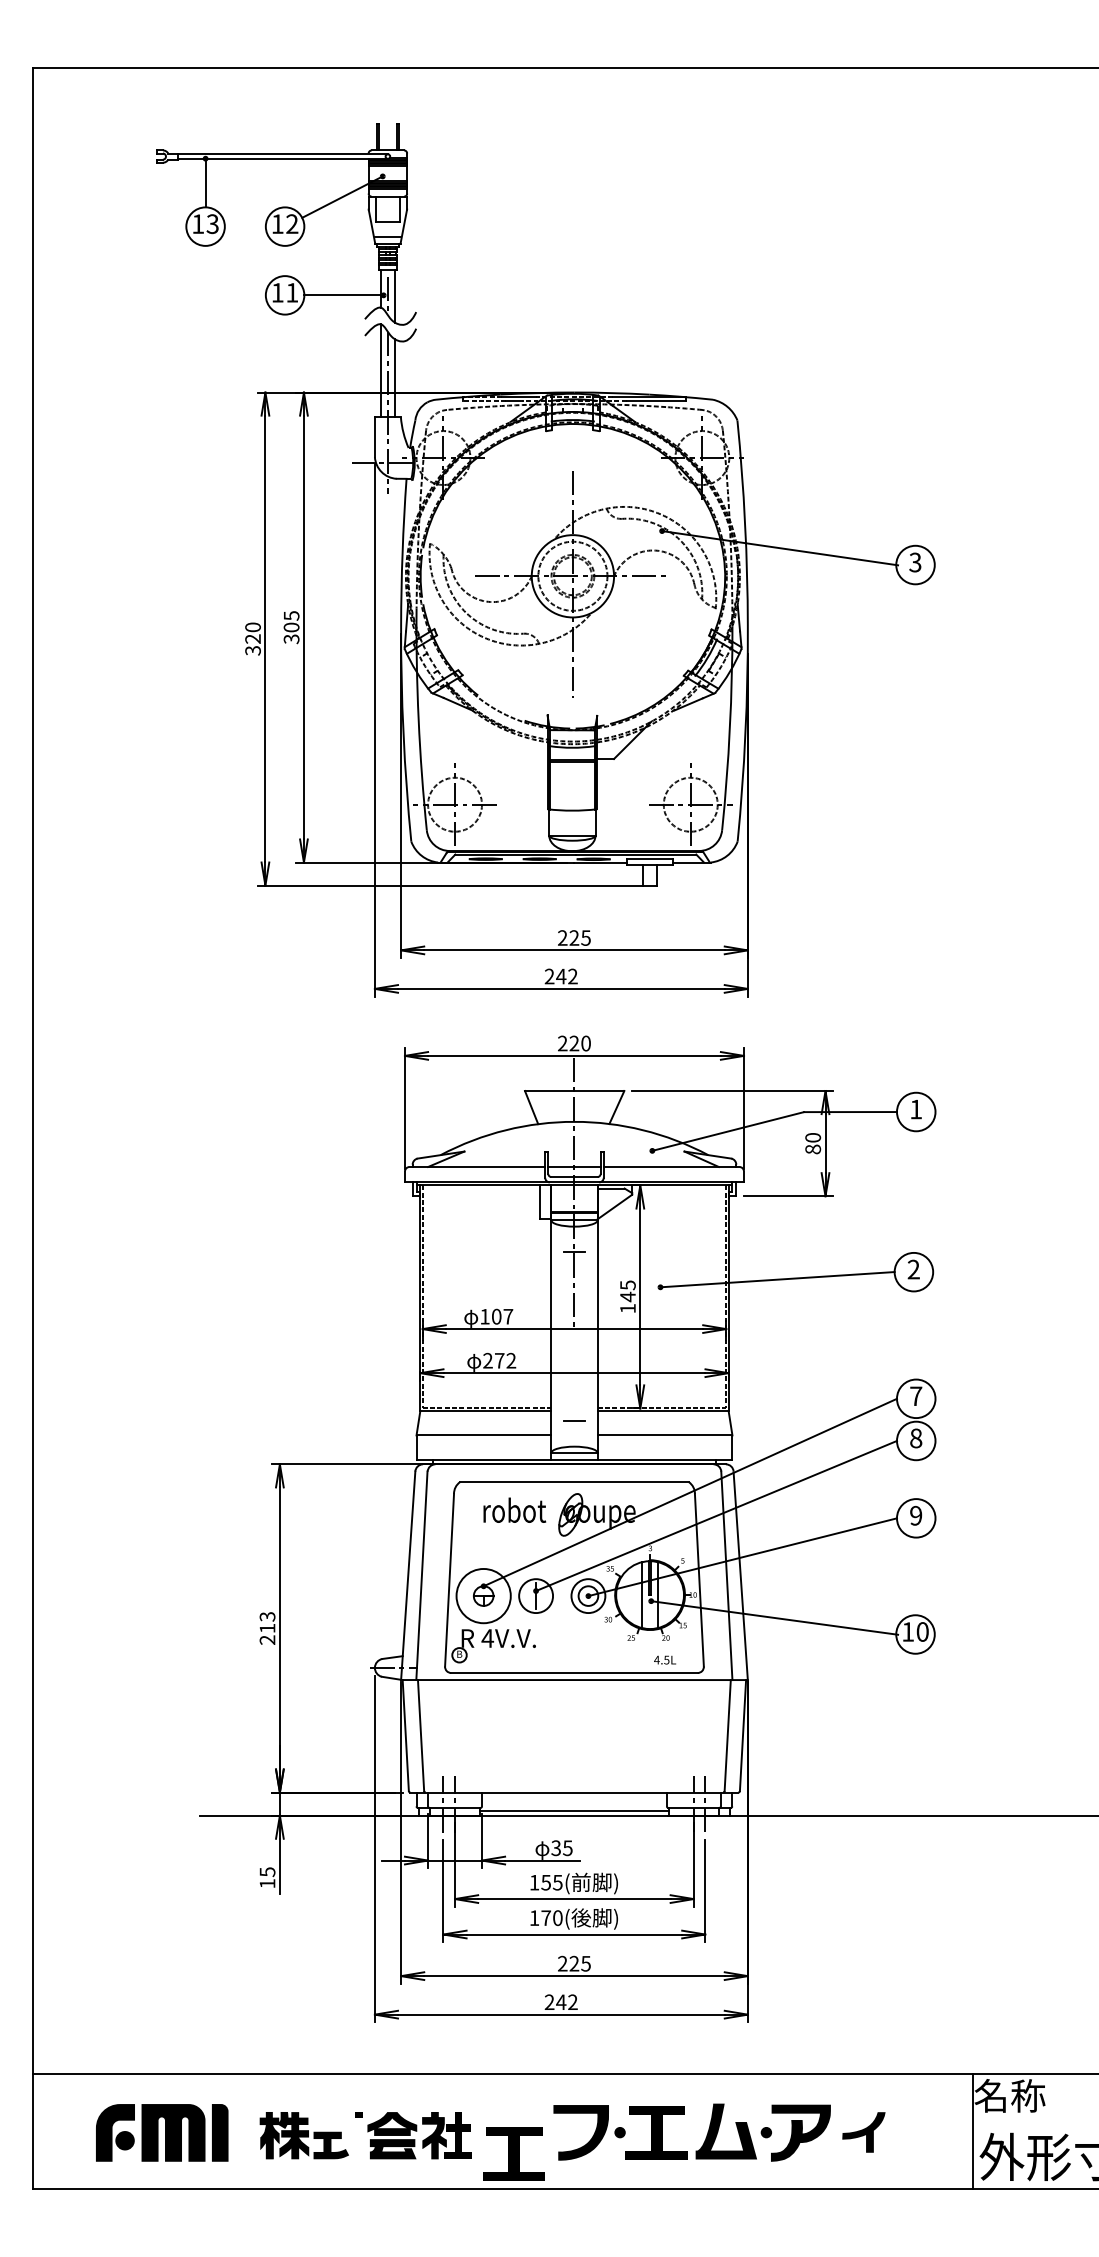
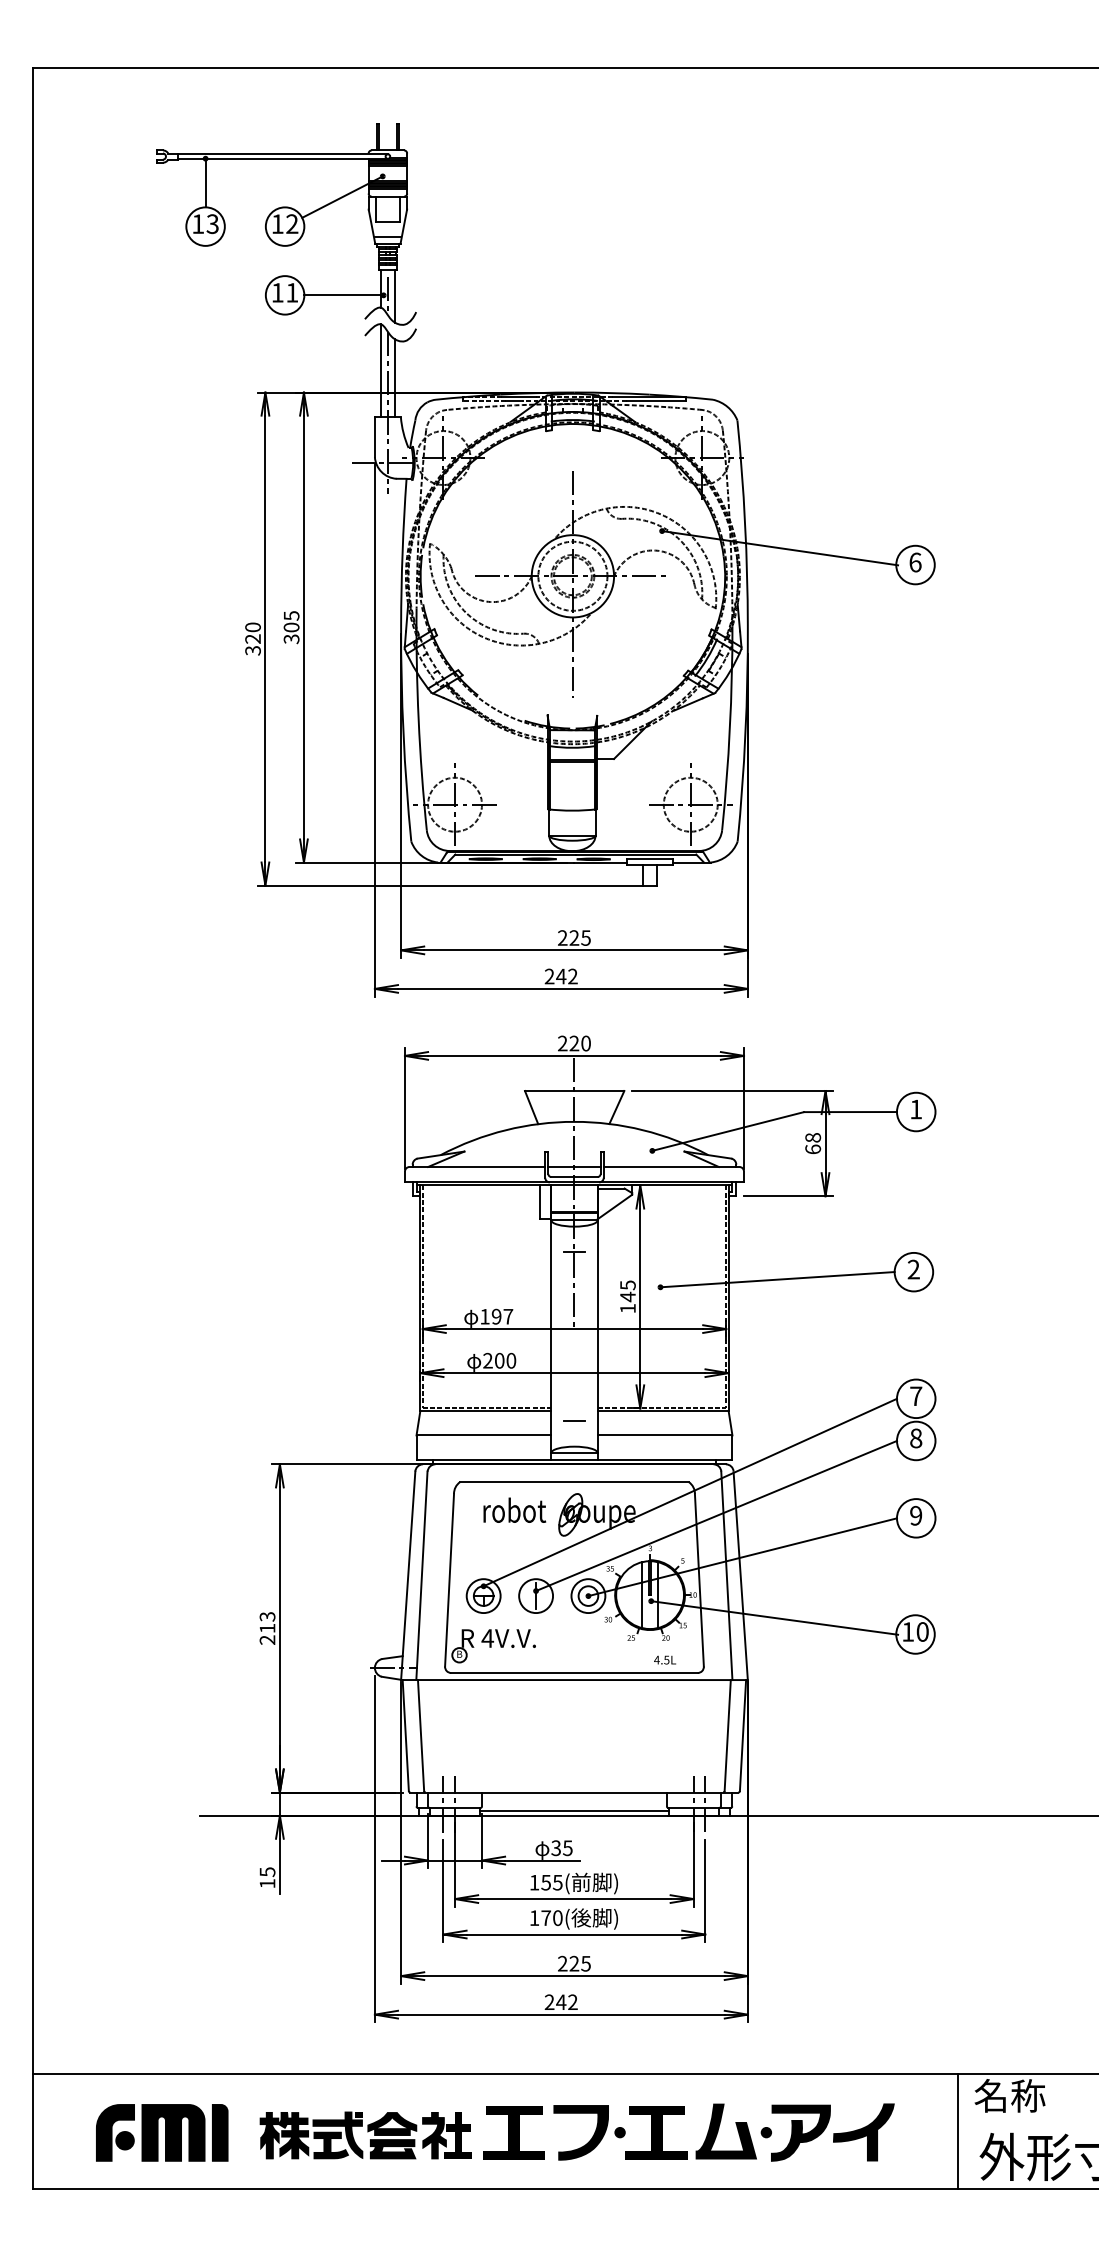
text: 3 -> 6 (915, 562)
text: 80 -> 68 (812, 1143)
text: 107 -> 197 (496, 1316)
text: 272 -> 200 (505, 1360)
circle diameter: 54 px -> 34 px (483, 1596)
line position: (972, 2131) -> (957, 2131) (957, 2131)
part size: 44x41 px -> 62x59 px (863, 2132)
fill: none -> present (337, 2135)
part position: (513, 2153) -> (513, 2132) (513, 2132)
